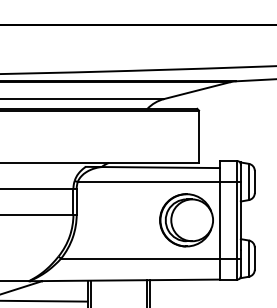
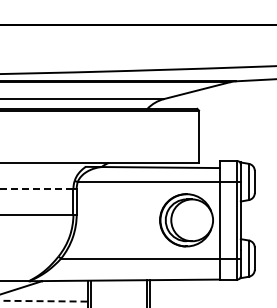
line: solid -> dashed (36, 188)
line: solid -> dashed (43, 301)
